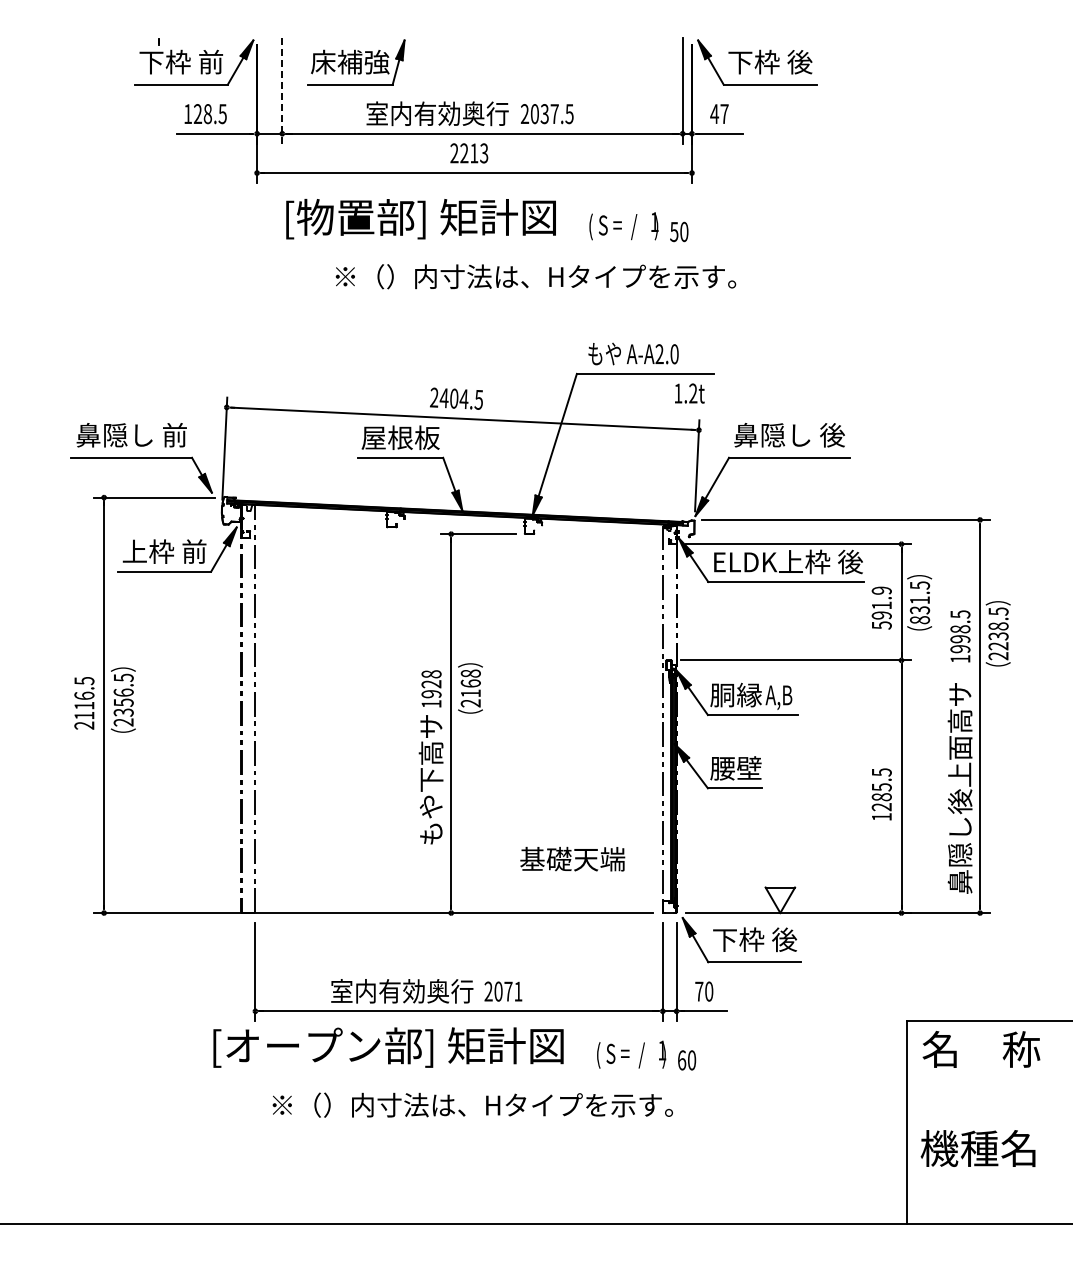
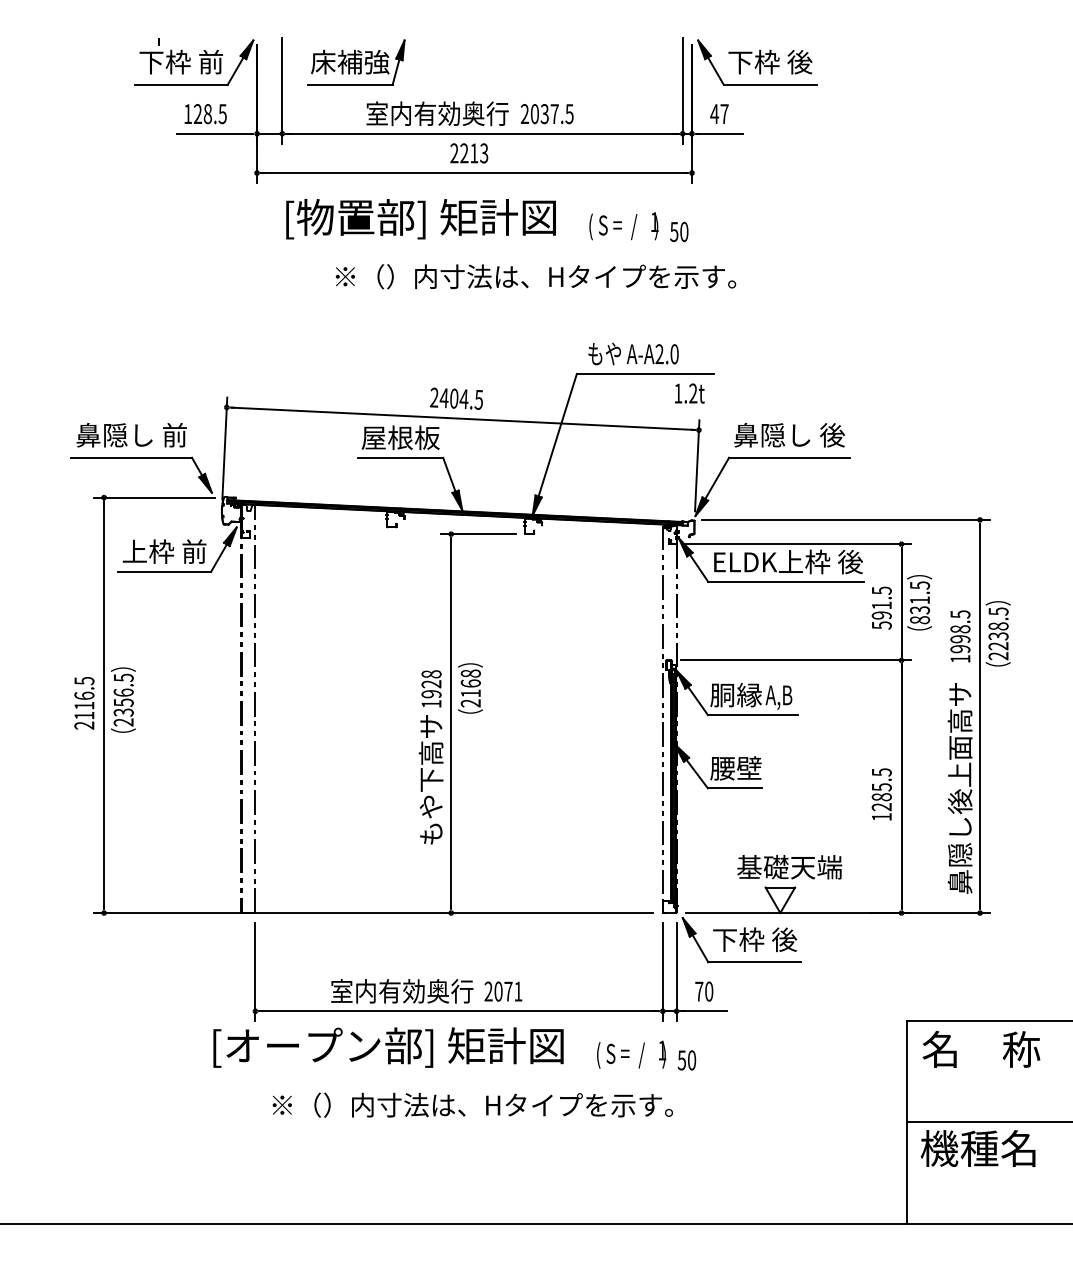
line: dashed -> solid (282, 90)
text: 591.9 -> 591.5 (881, 590)
text position: (572, 858) -> (789, 866) (789, 866)
text: 60 -> 50 (681, 1060)
line: none -> present (988, 1122)
